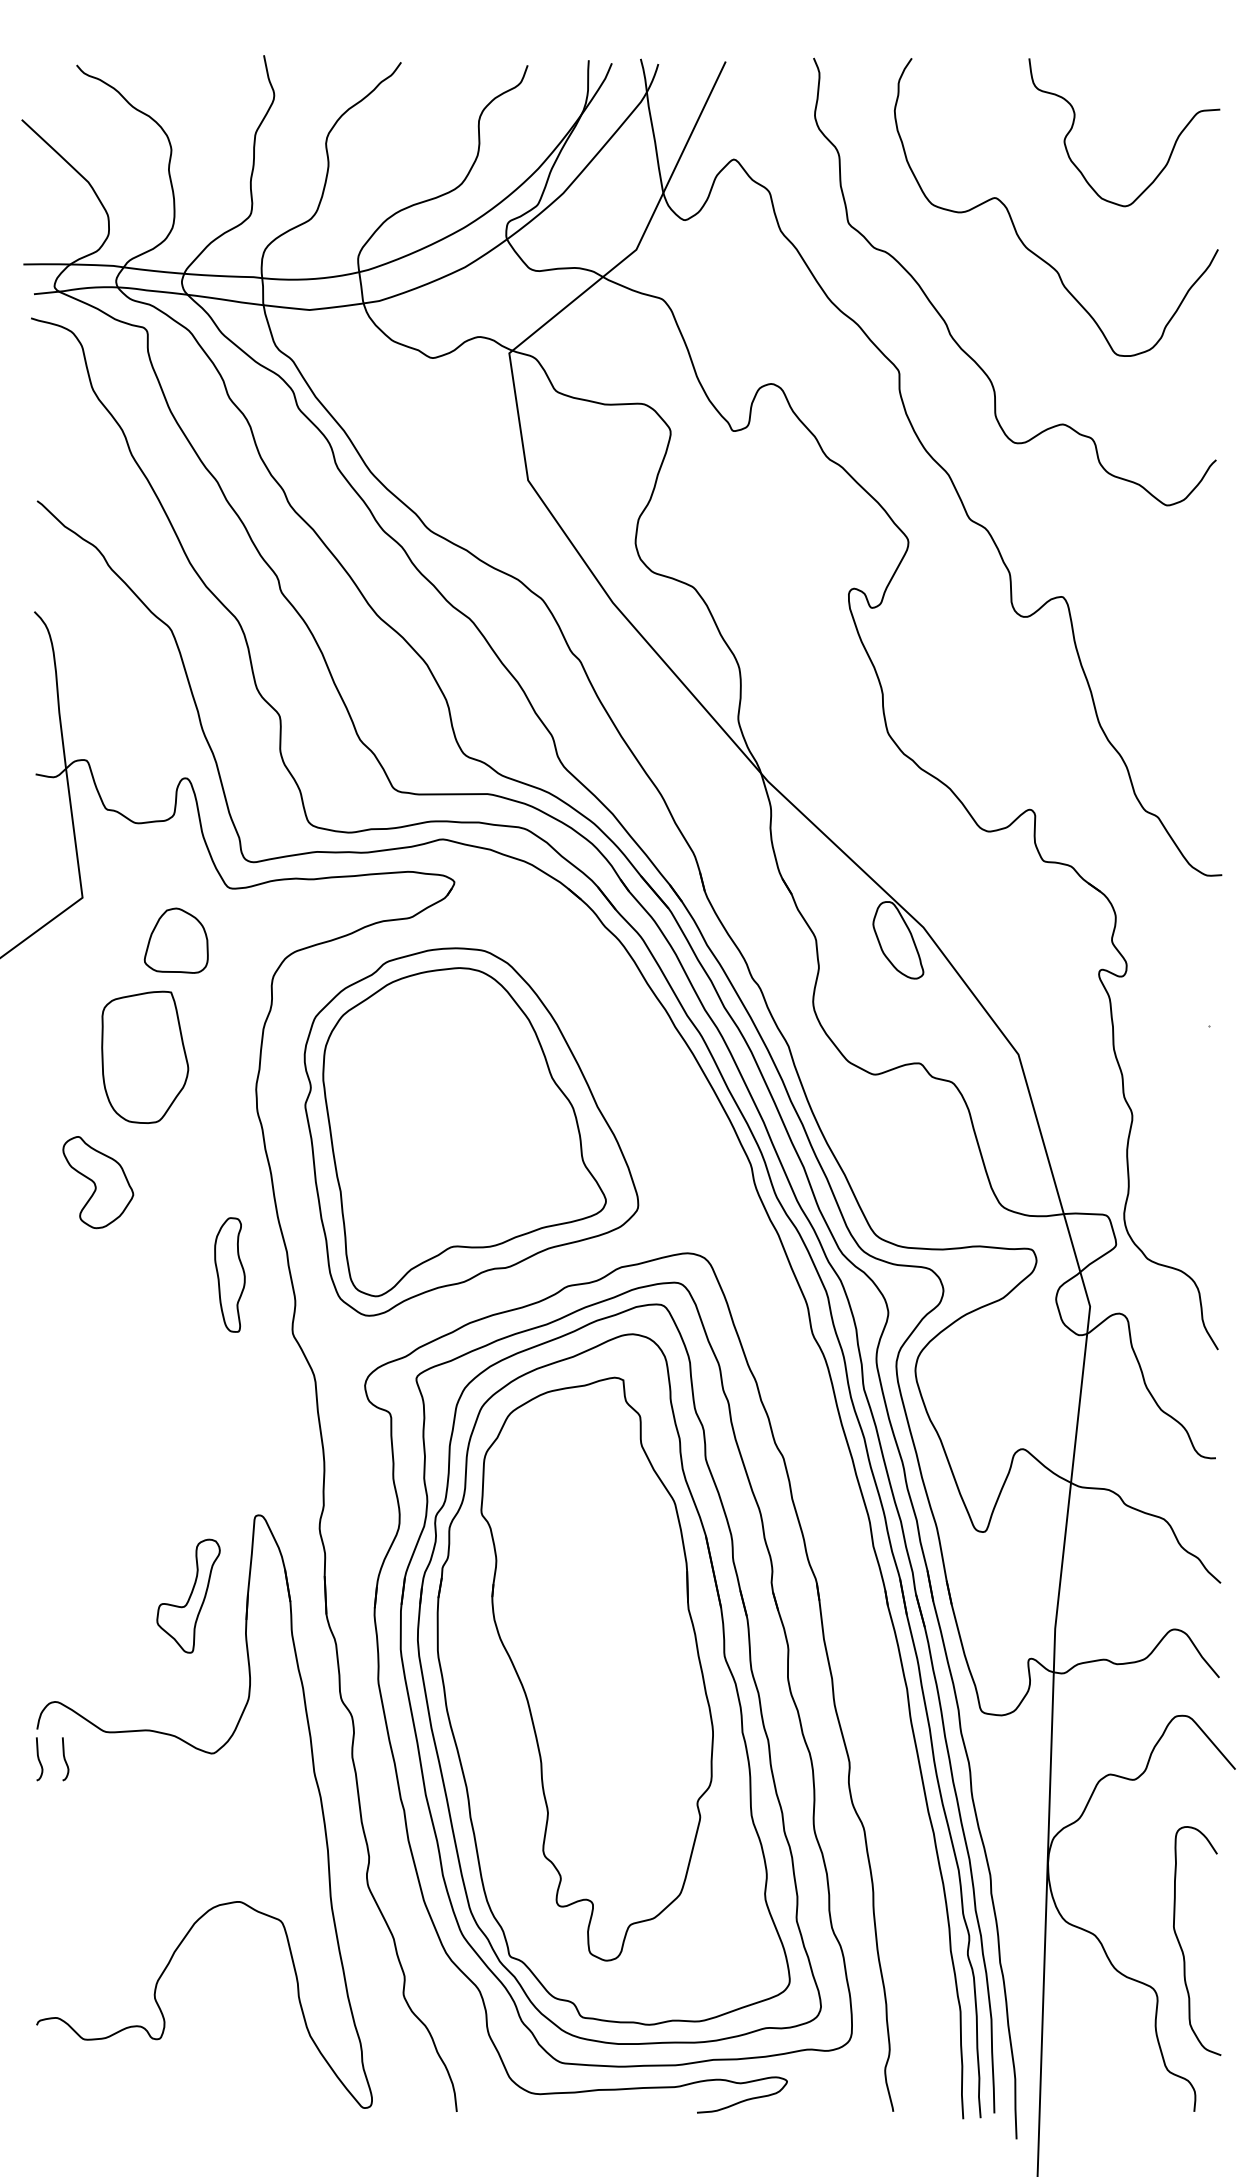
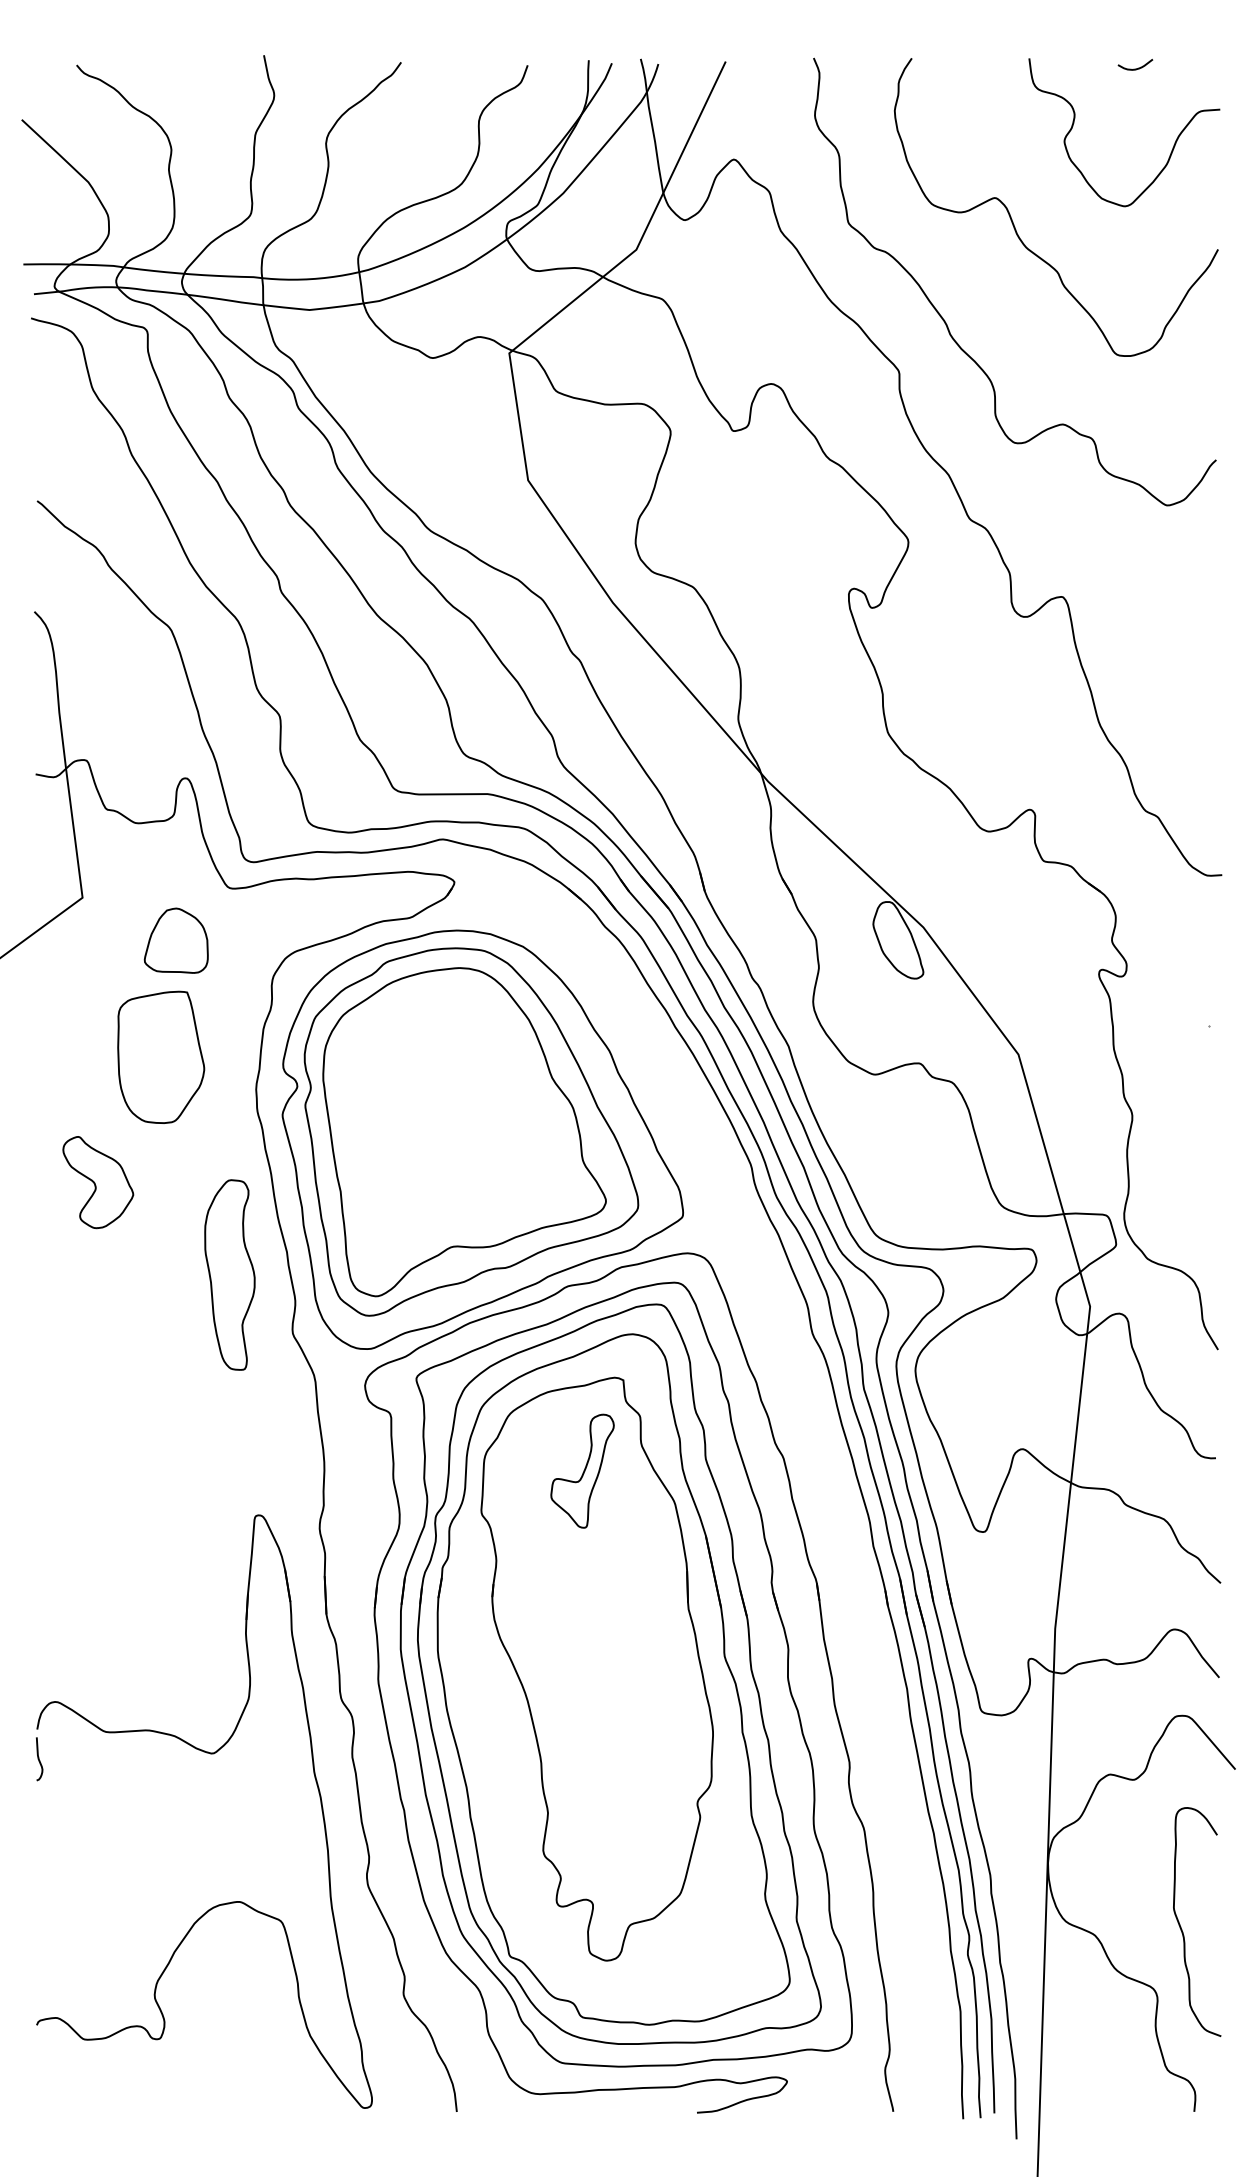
curve: none -> present (1135, 68)
part position: (145, 1056) -> (161, 1056) (161, 1056)
part: none -> present (482, 1139)
part size: 32x116 px -> 52x192 px (229, 1274)
part position: (188, 1595) -> (582, 1470) (582, 1470)
curve: present -> none (65, 1759)
curve position: (1181, 1945) -> (1181, 1926) (1181, 1926)
